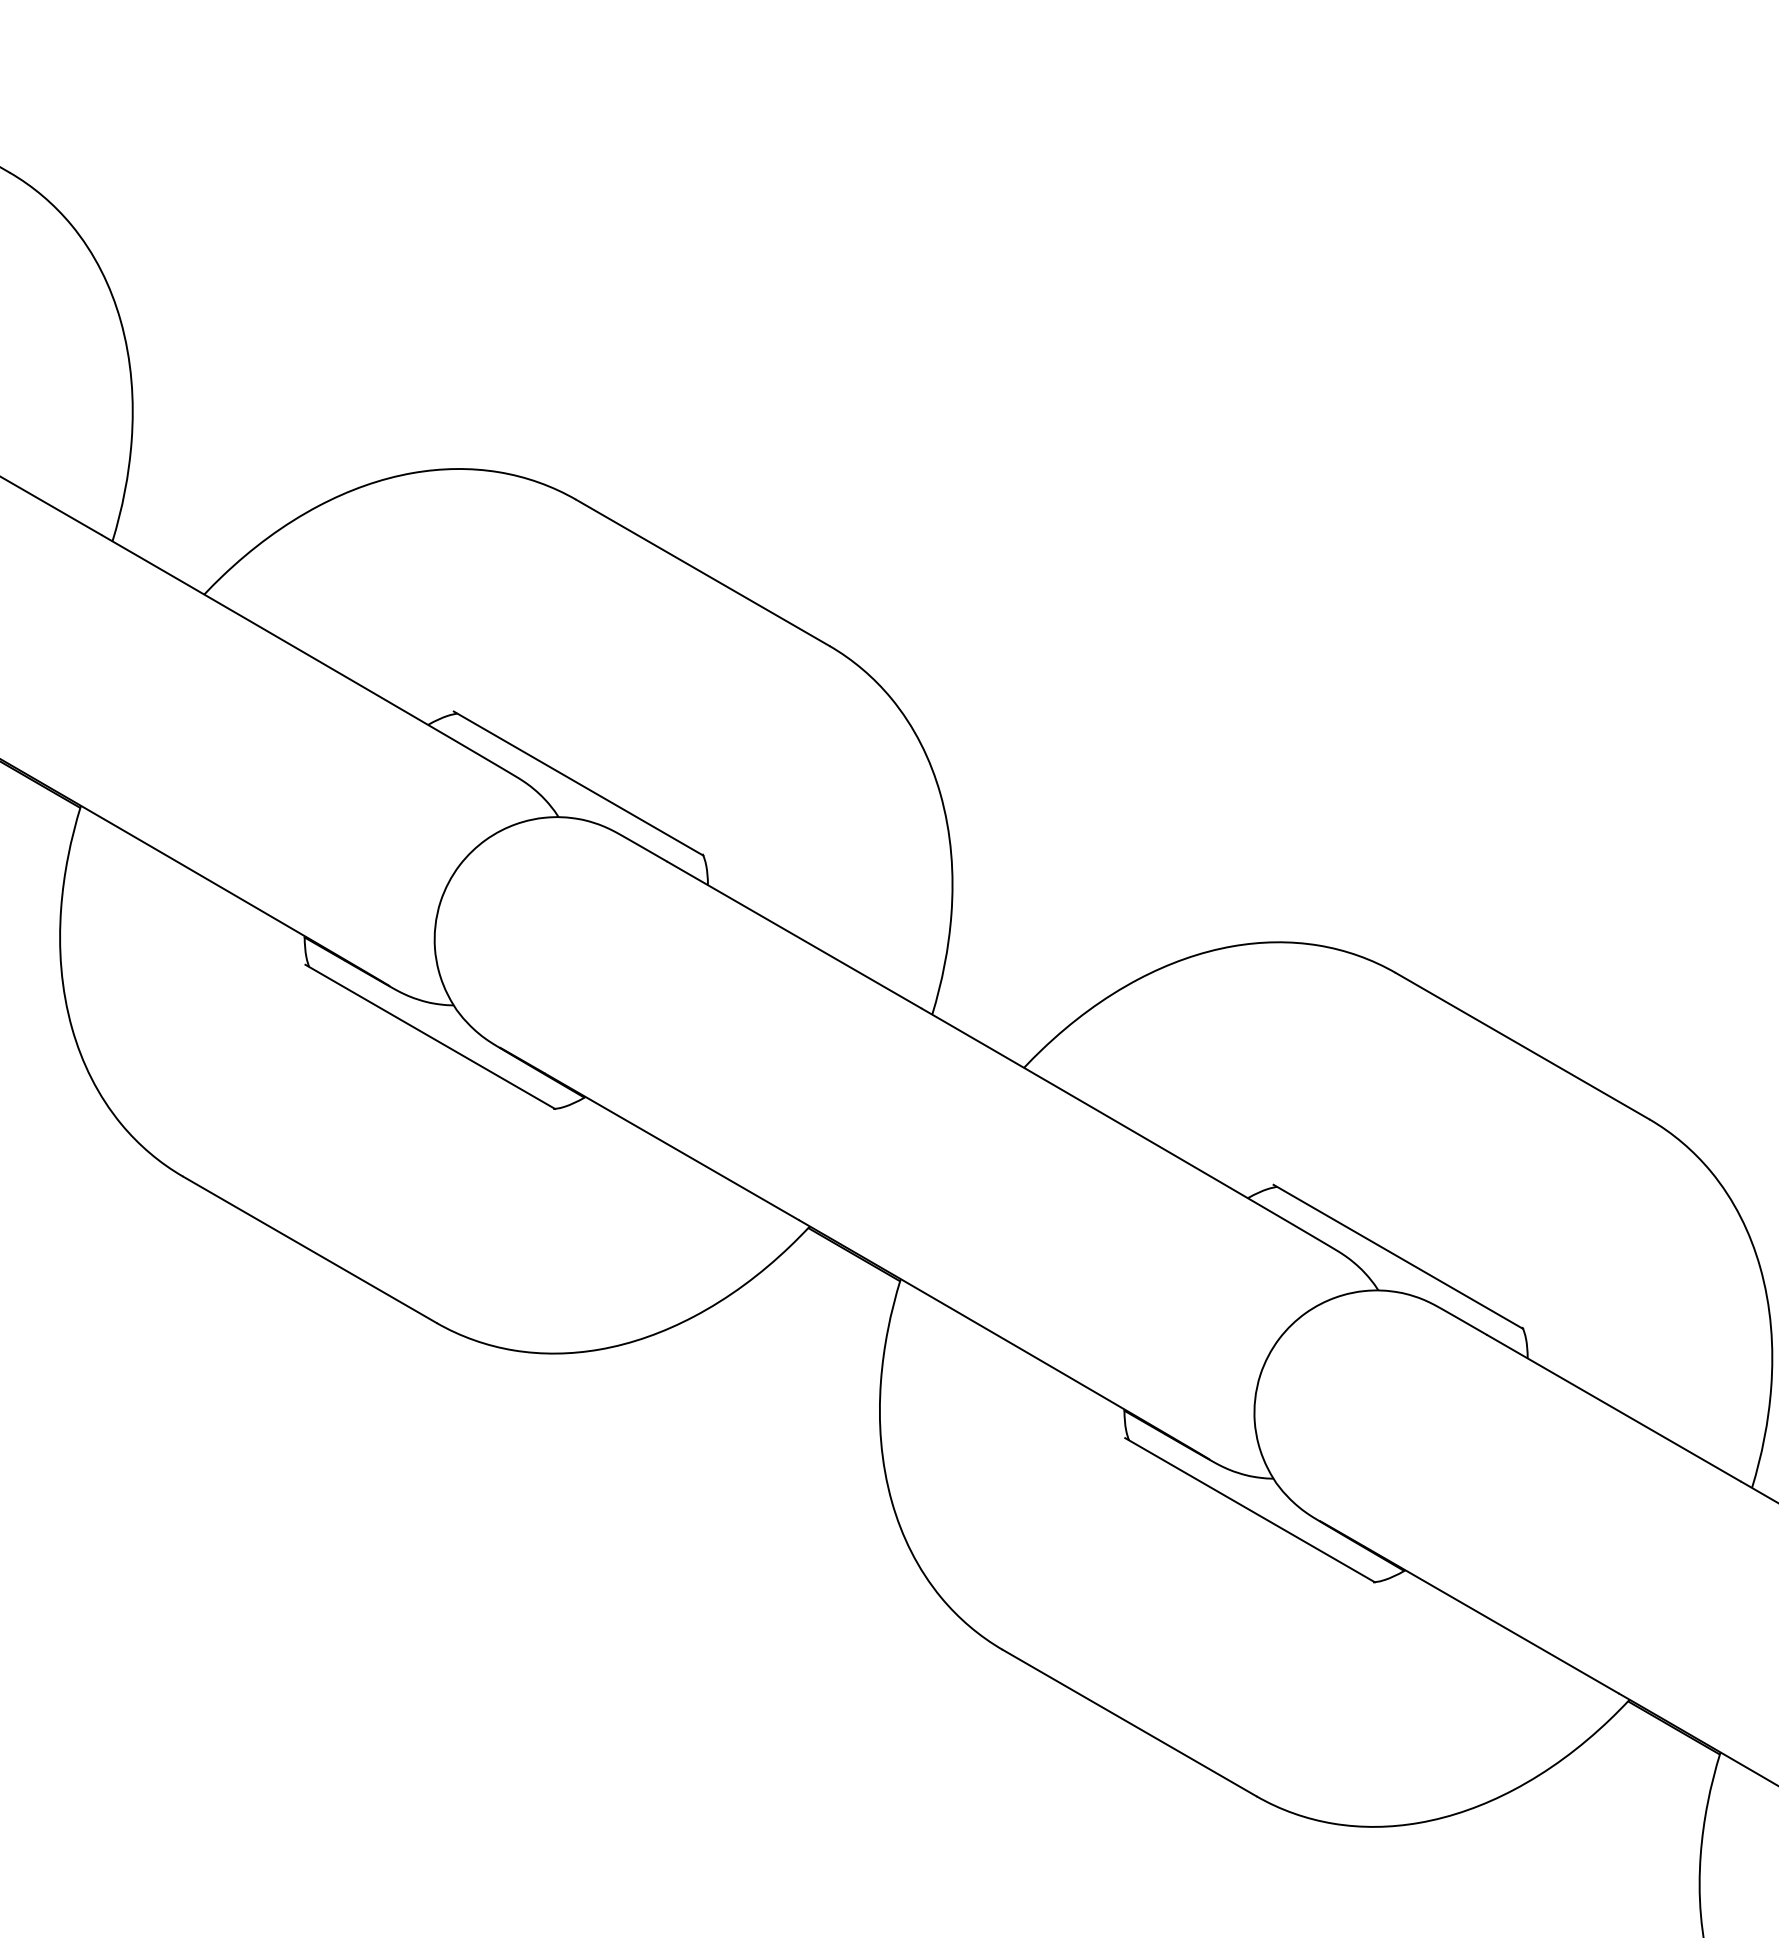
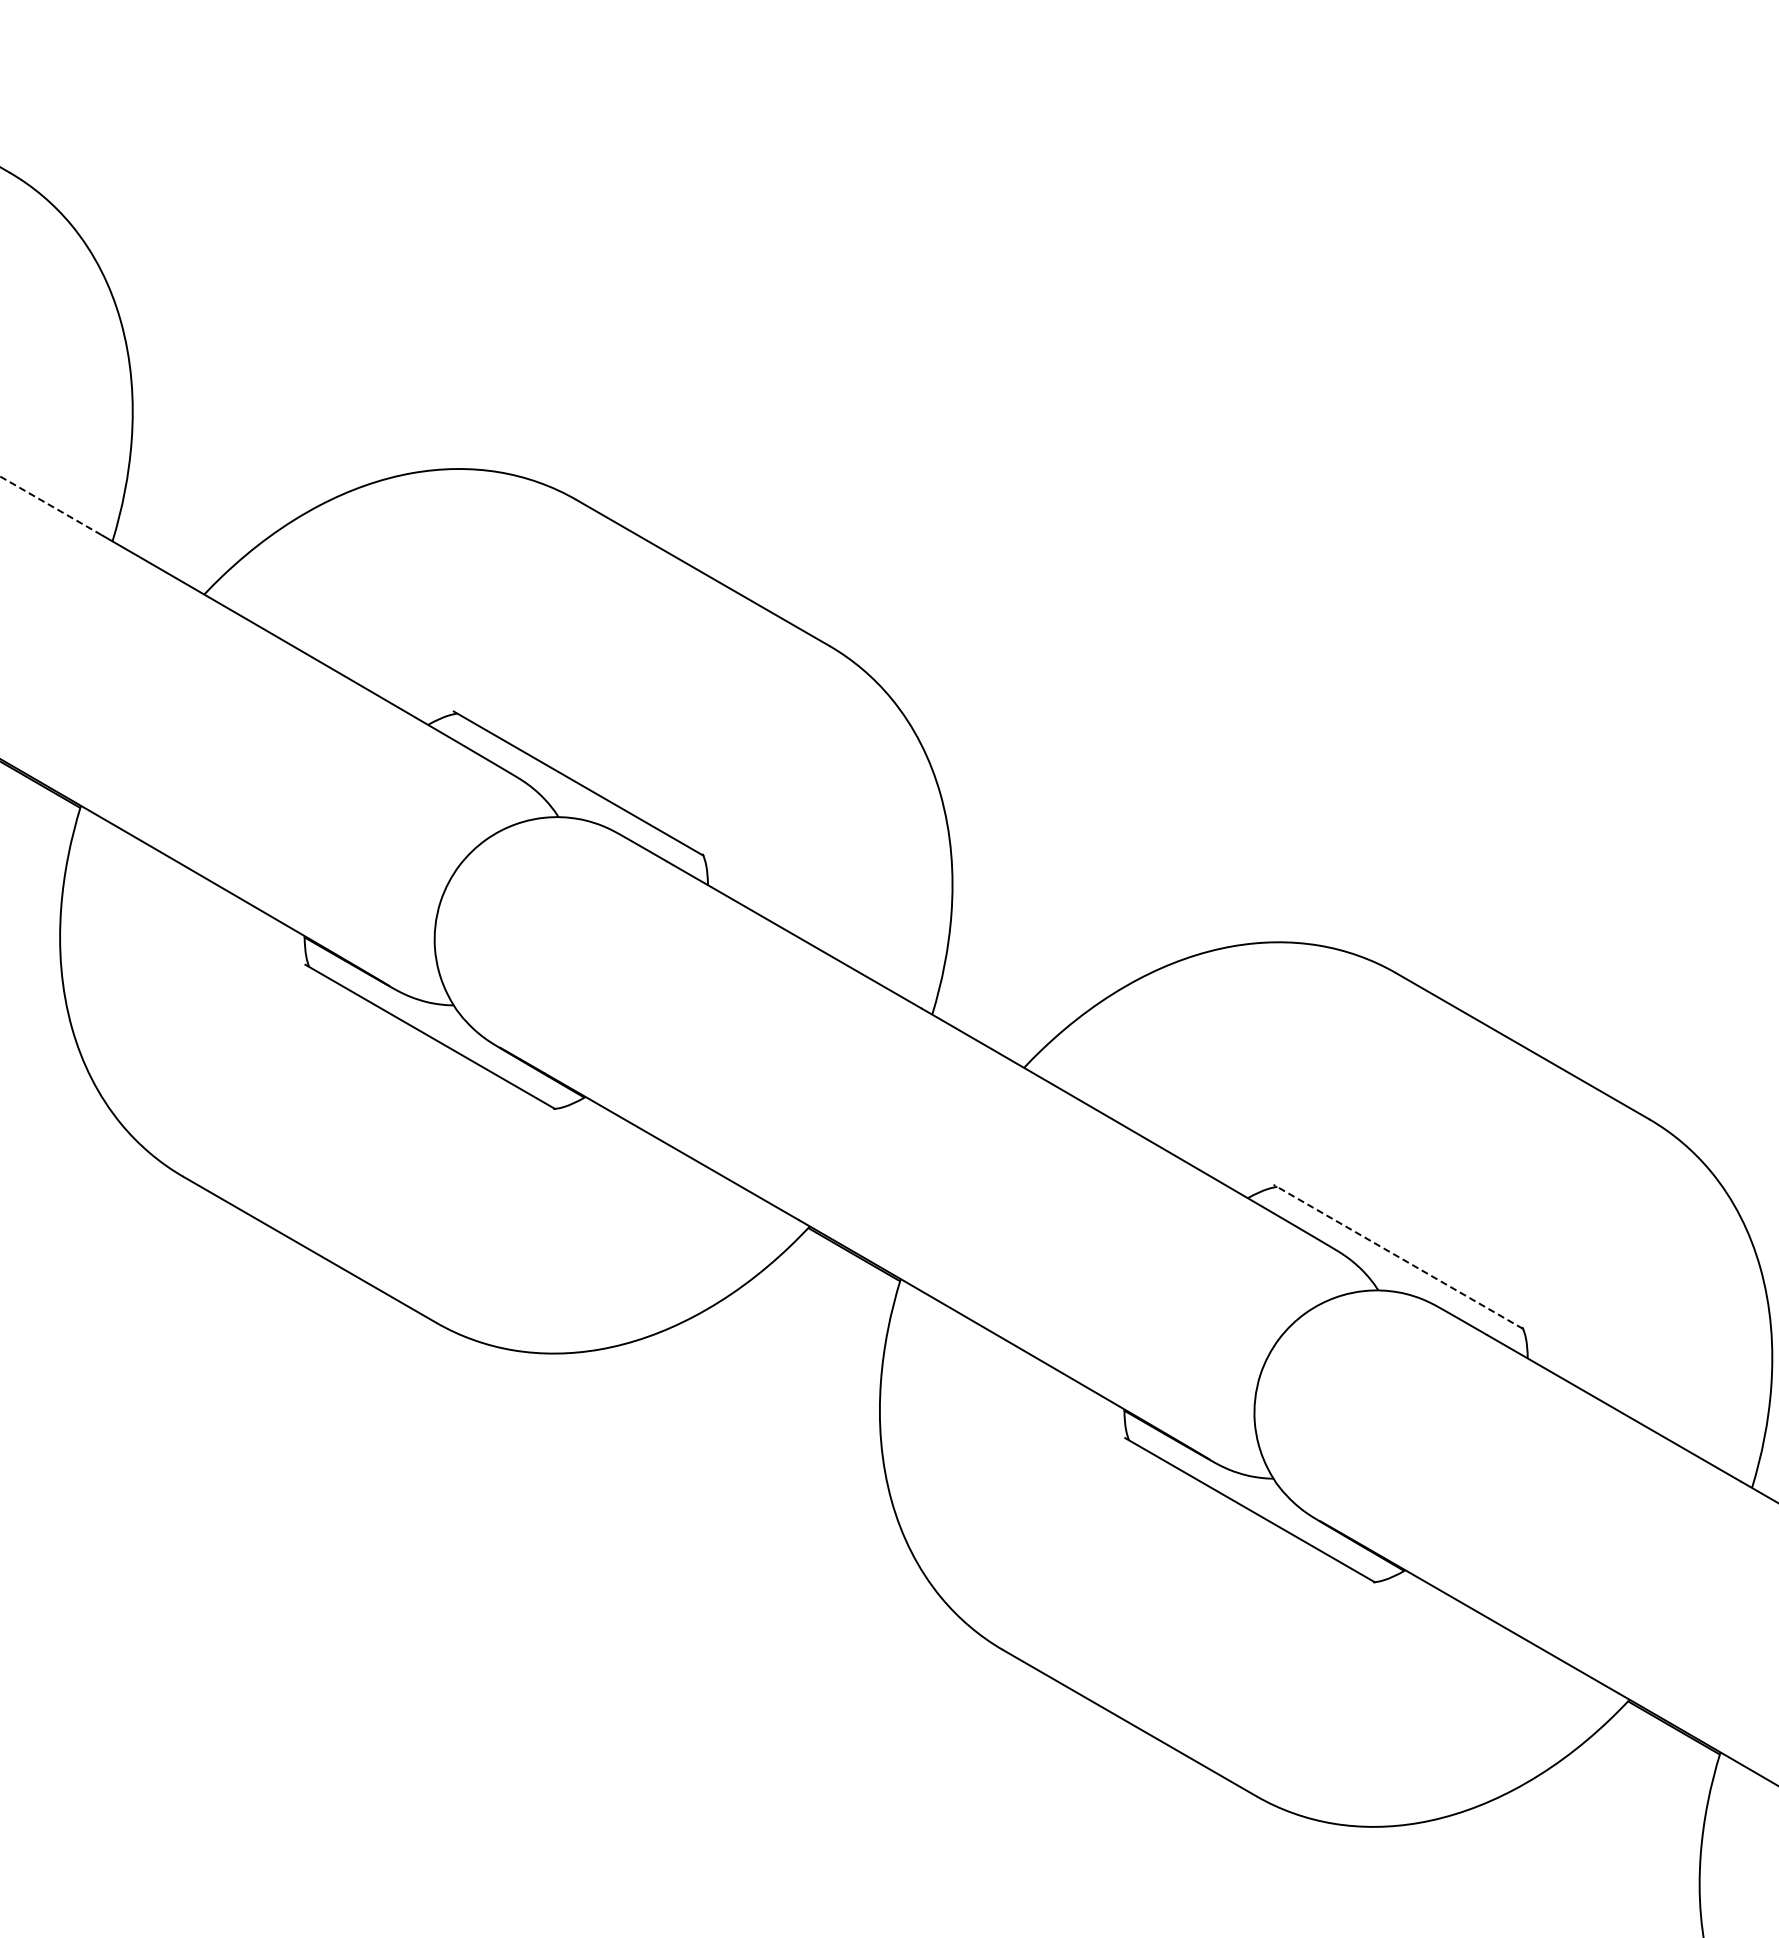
line: solid -> dashed (51, 505)
line: solid -> dashed (1397, 1256)
